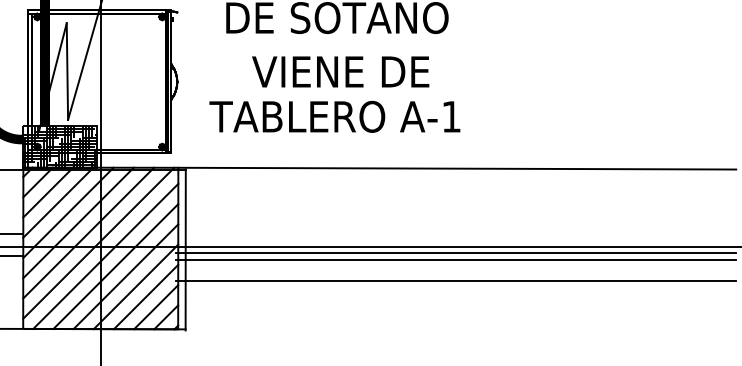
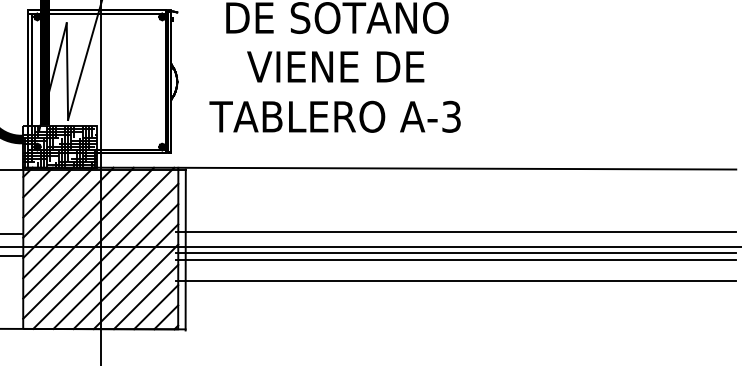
text position: (340, 71) -> (335, 66) (335, 66)
text: A-1 -> A-3 (451, 116)
line: none -> present (455, 232)
